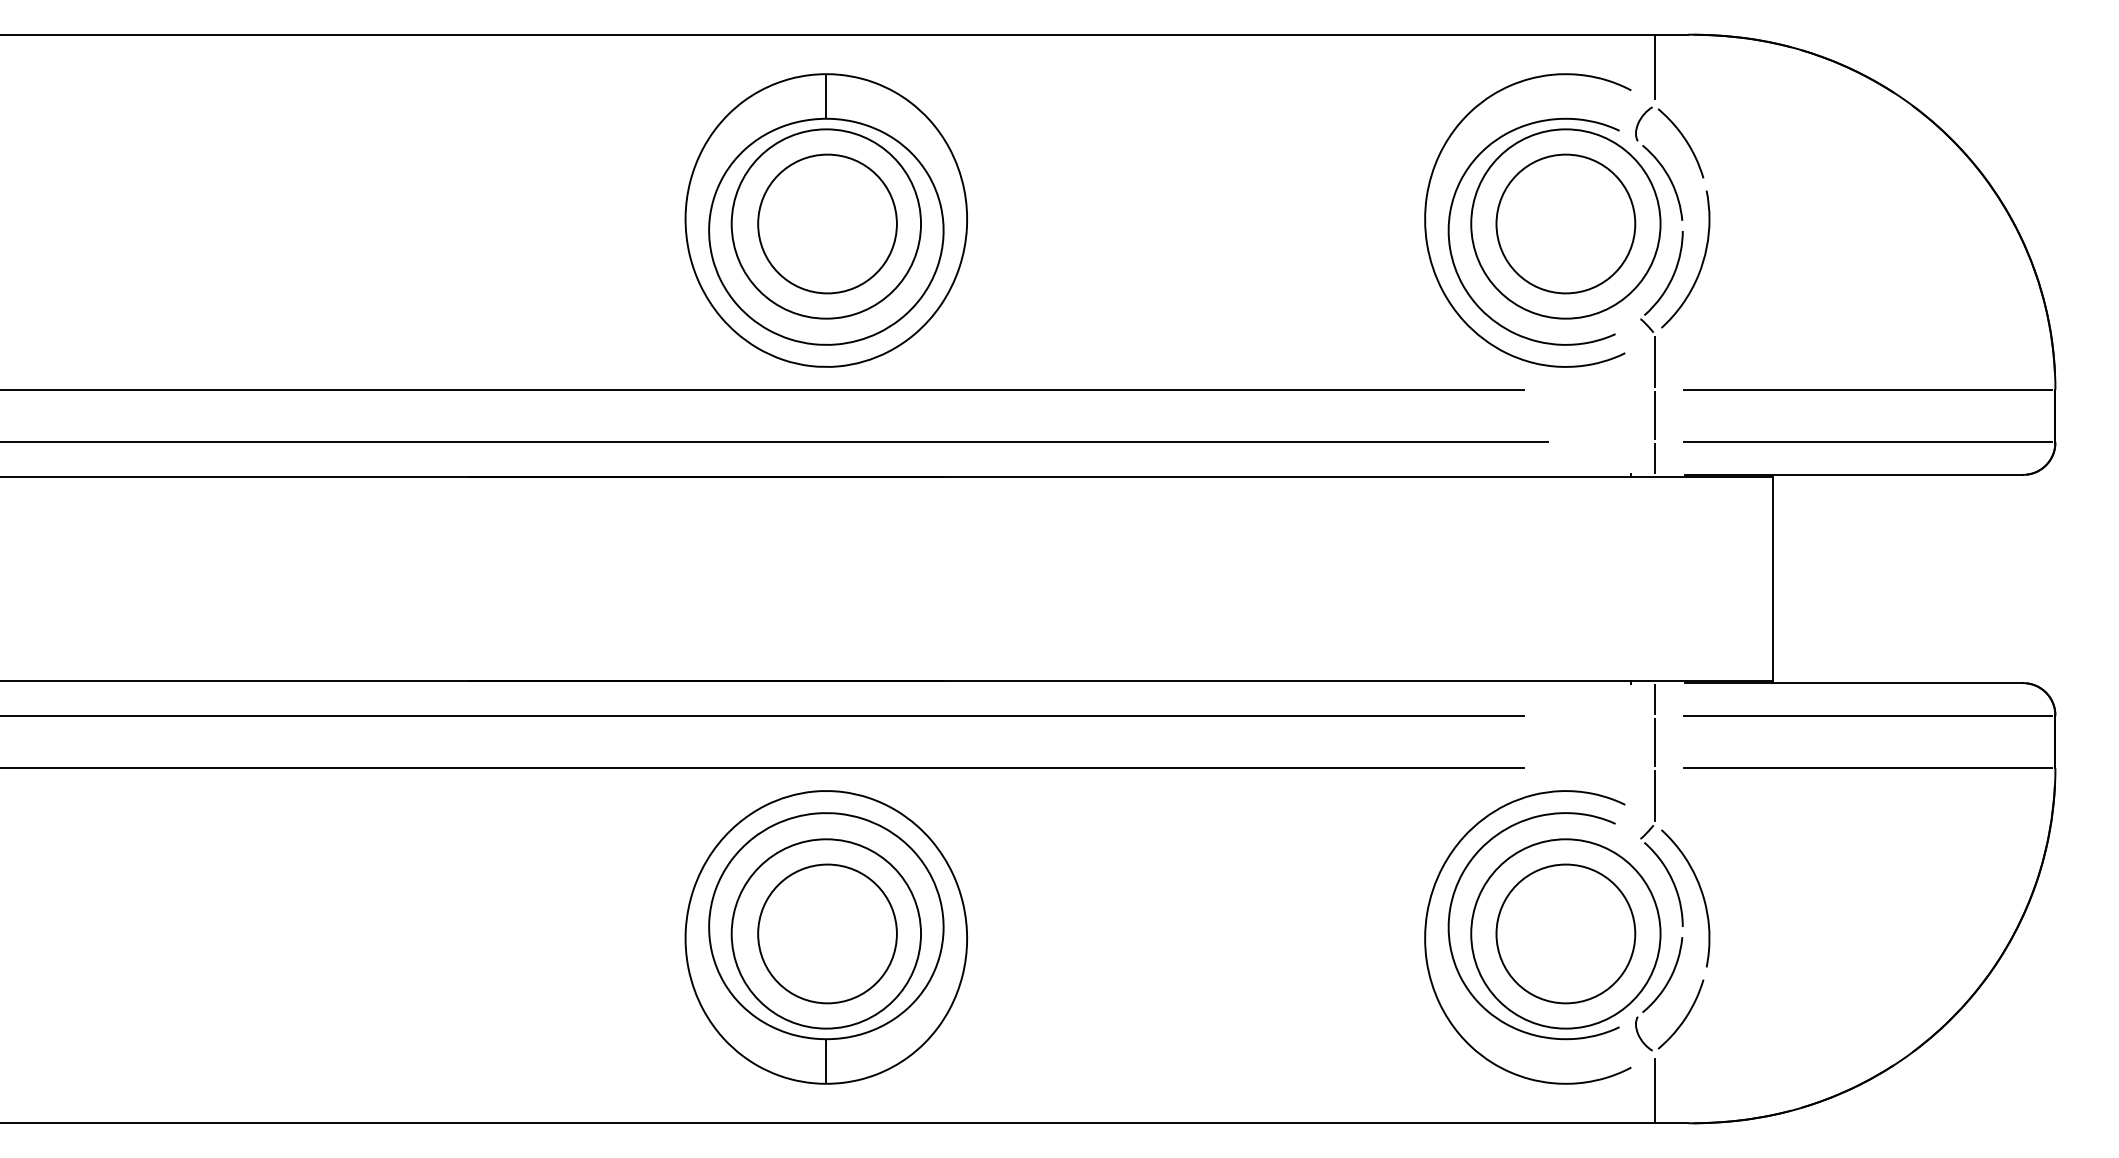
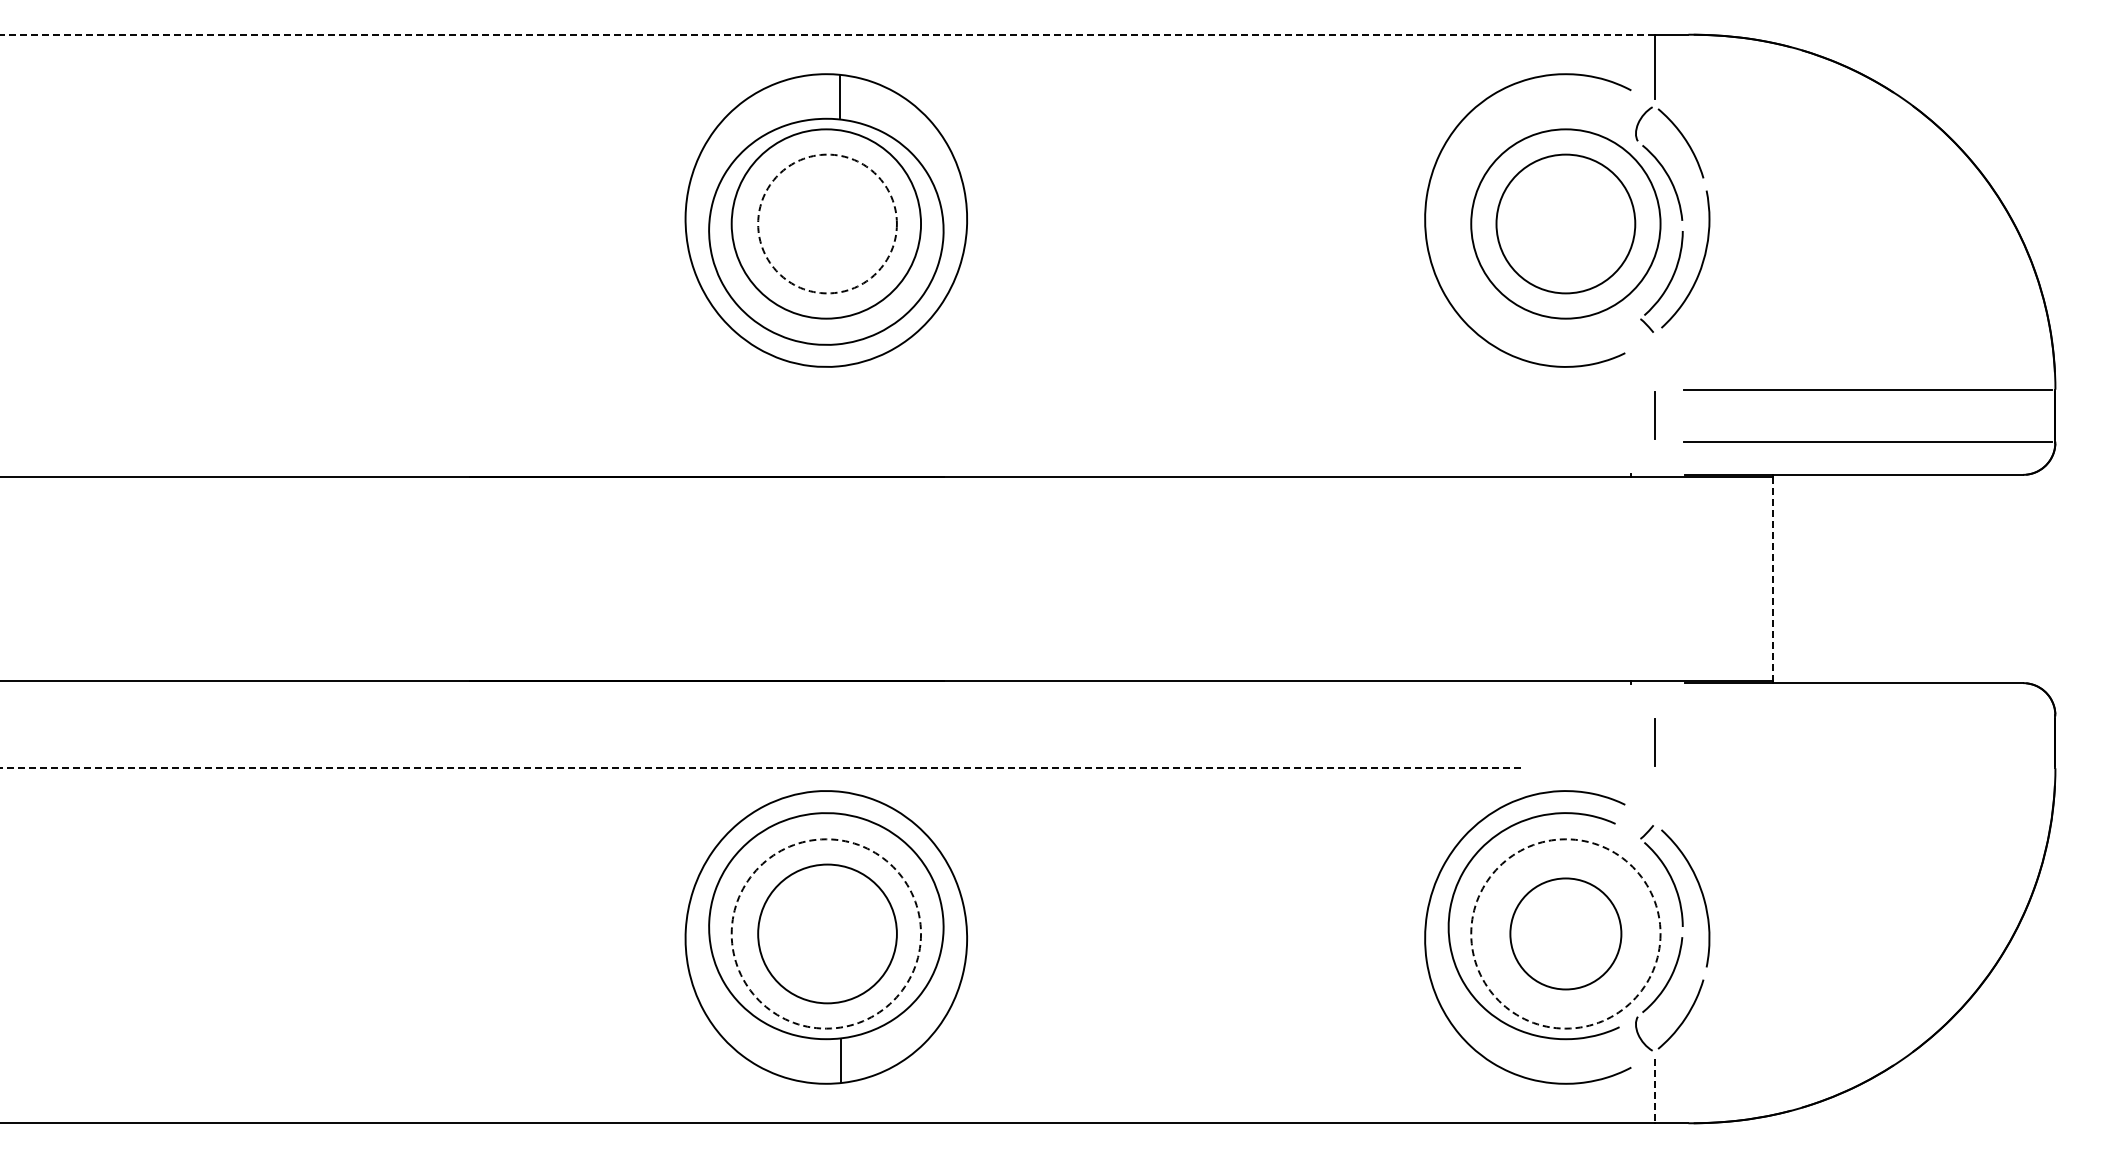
line: solid -> dashed (827, 34)
line position: (826, 96) -> (840, 96) (840, 96)
circle: solid -> dashed (827, 223)
curve: present -> none (1450, 241)
line: present -> none (1654, 361)
line: present -> none (763, 389)
line: present -> none (774, 441)
line: present -> none (1654, 458)
line: solid -> dashed (1772, 579)
line: present -> none (1654, 699)
line: present -> none (763, 716)
line: present -> none (1867, 716)
line: solid -> dashed (762, 768)
line: present -> none (1867, 768)
line: present -> none (1654, 796)
circle: solid -> dashed (826, 933)
circle diameter: 139 px -> 111 px (1565, 933)
circle: solid -> dashed (1565, 933)
line position: (826, 1060) -> (841, 1060) (841, 1060)
line: solid -> dashed (1654, 1091)
